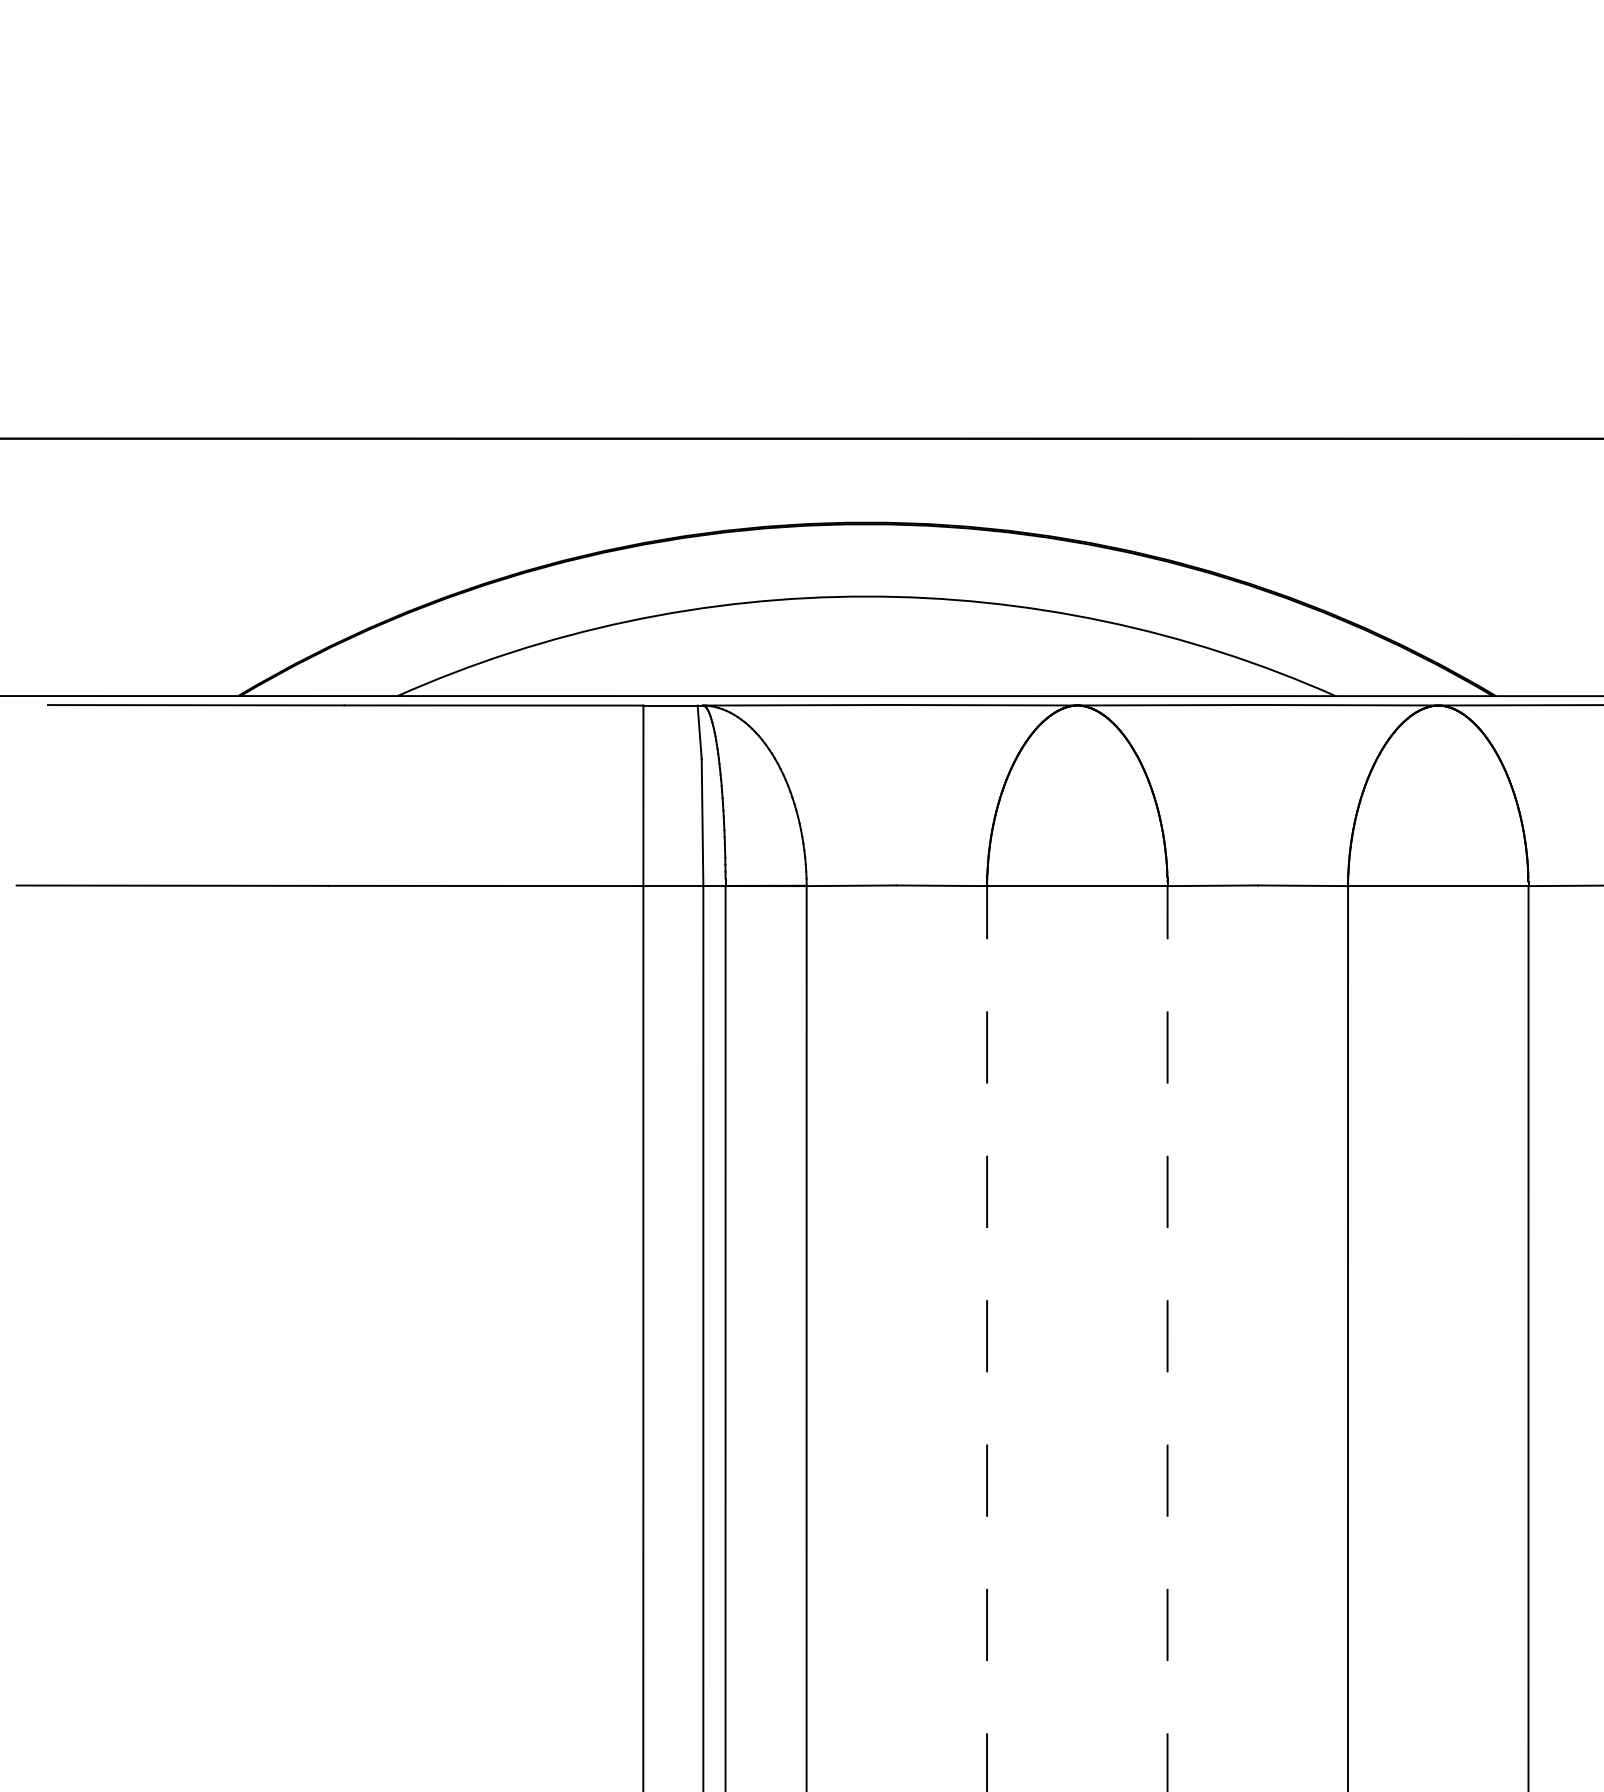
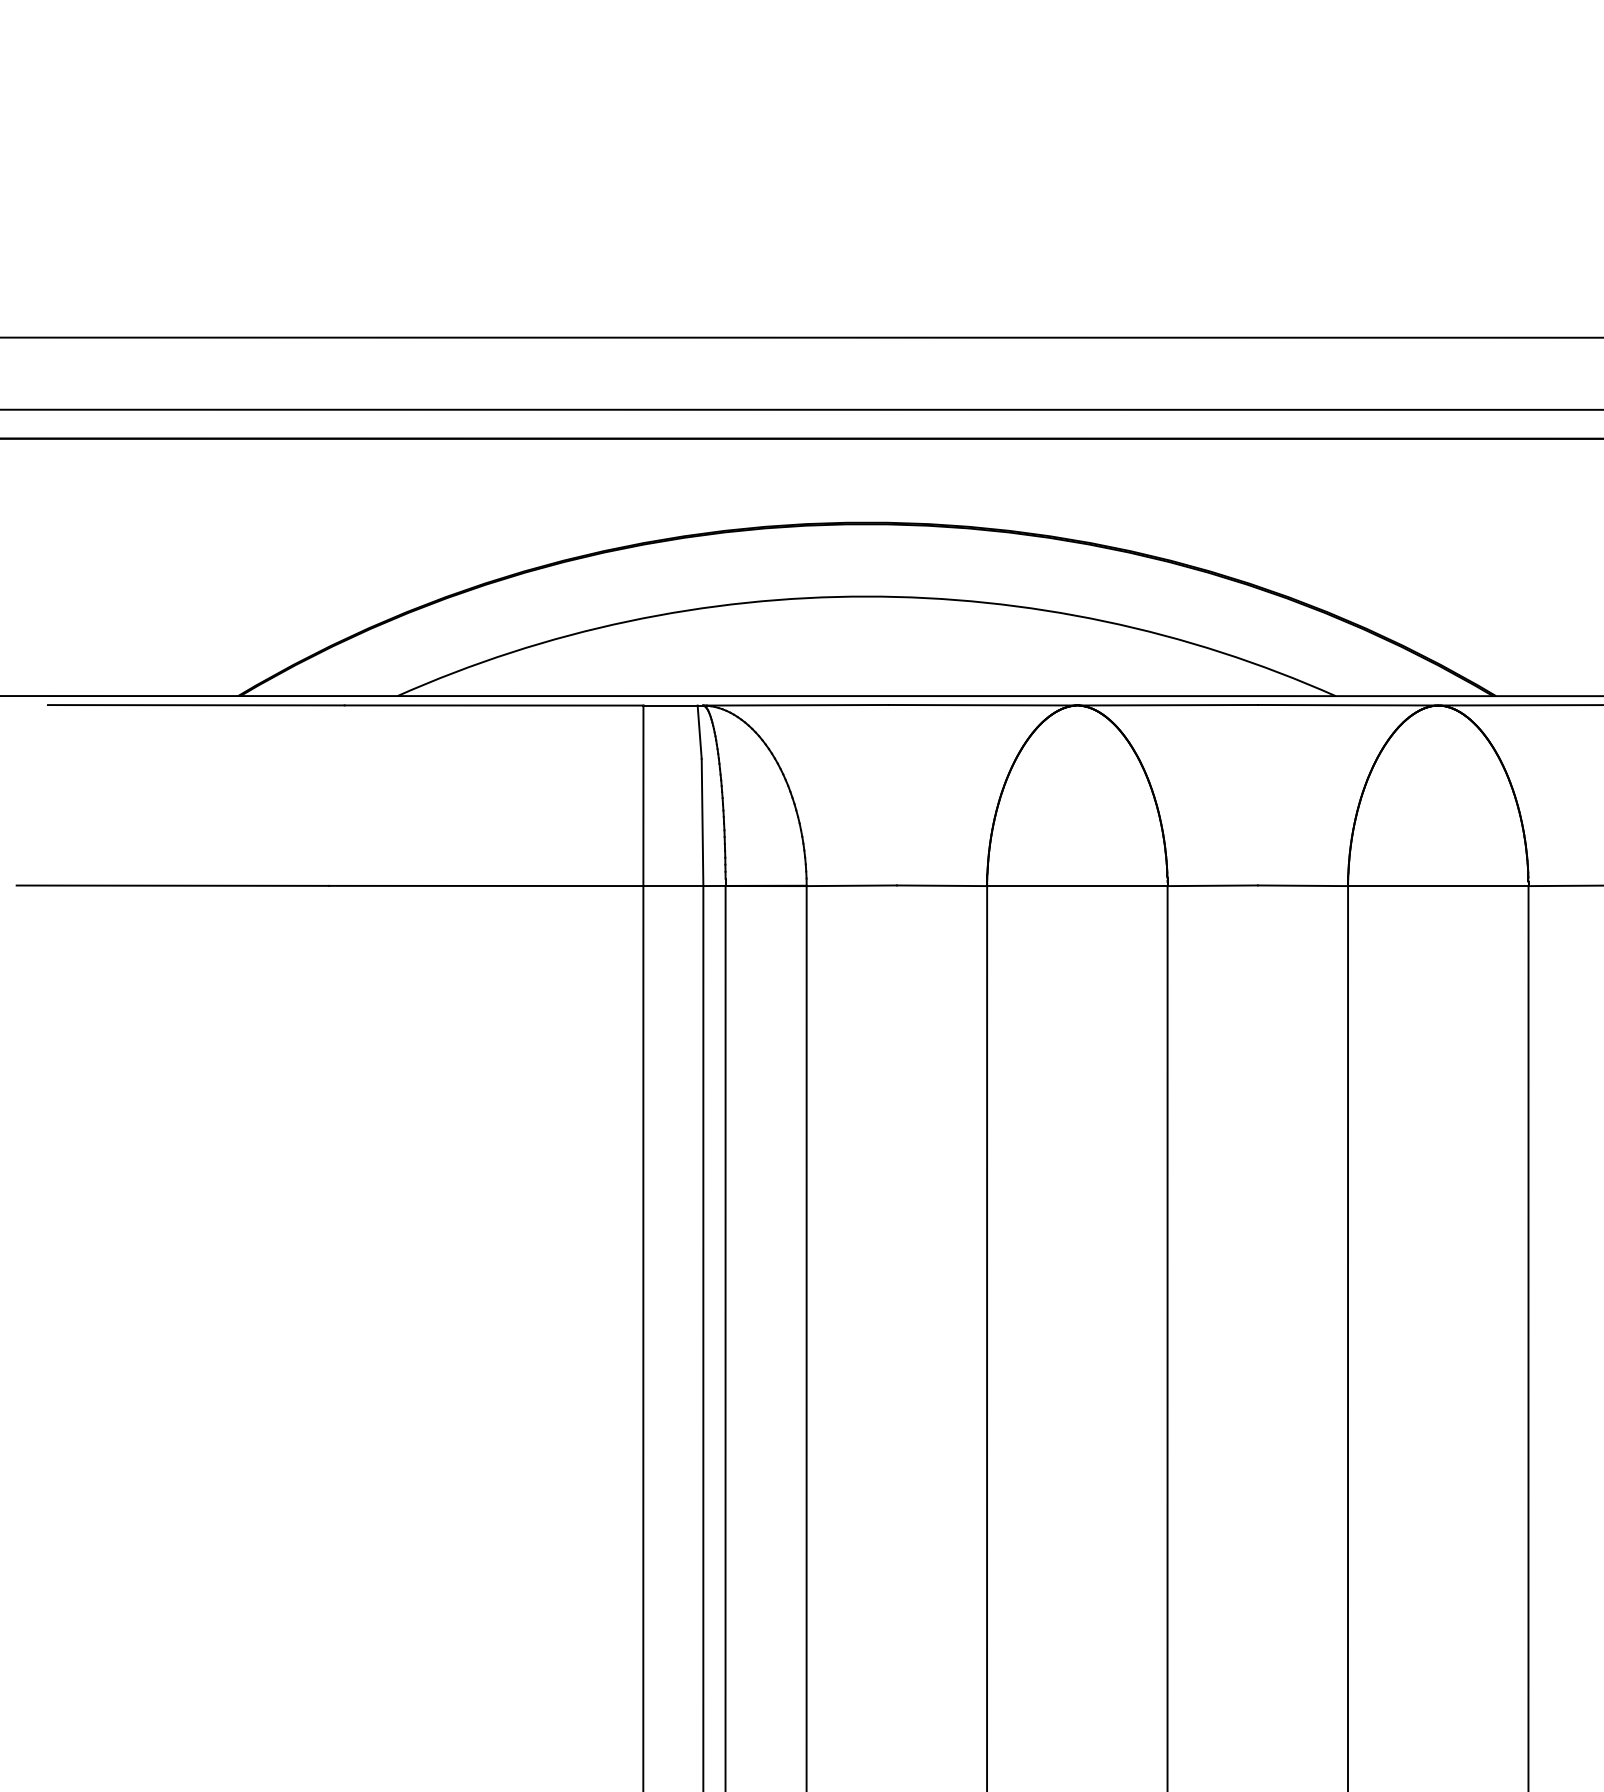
line: none -> present (801, 337)
line: none -> present (801, 409)
line: dashed -> solid (987, 1339)
line: dashed -> solid (1167, 1339)
